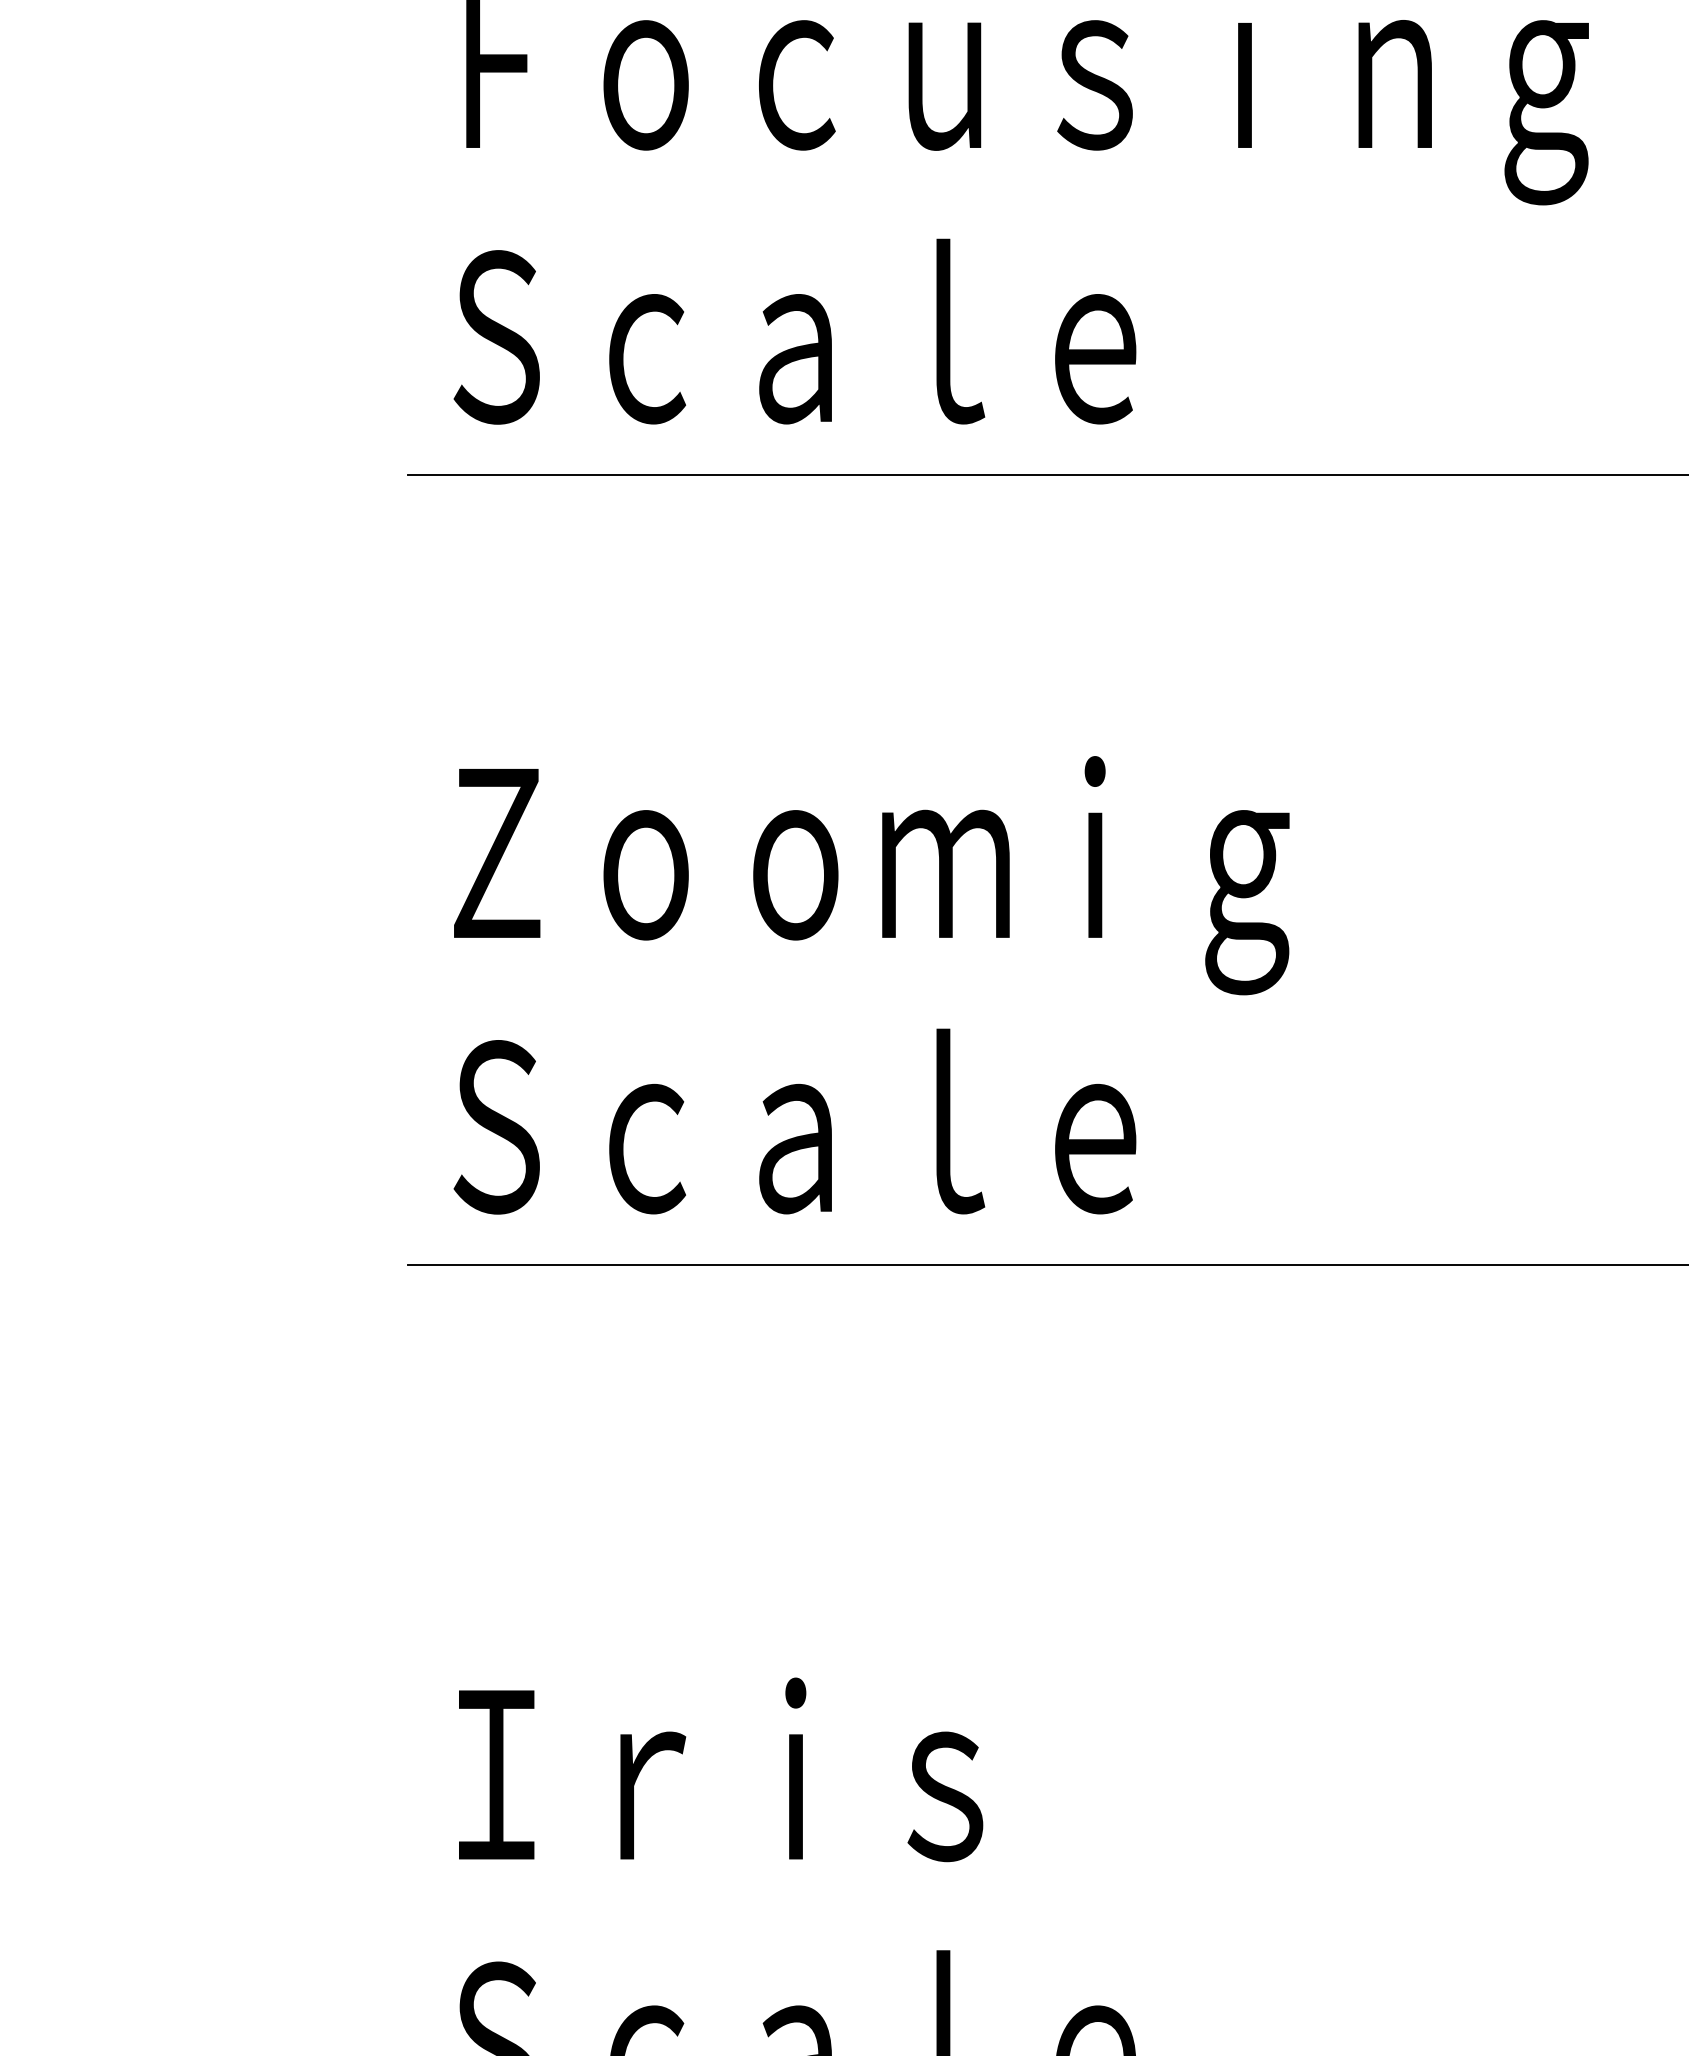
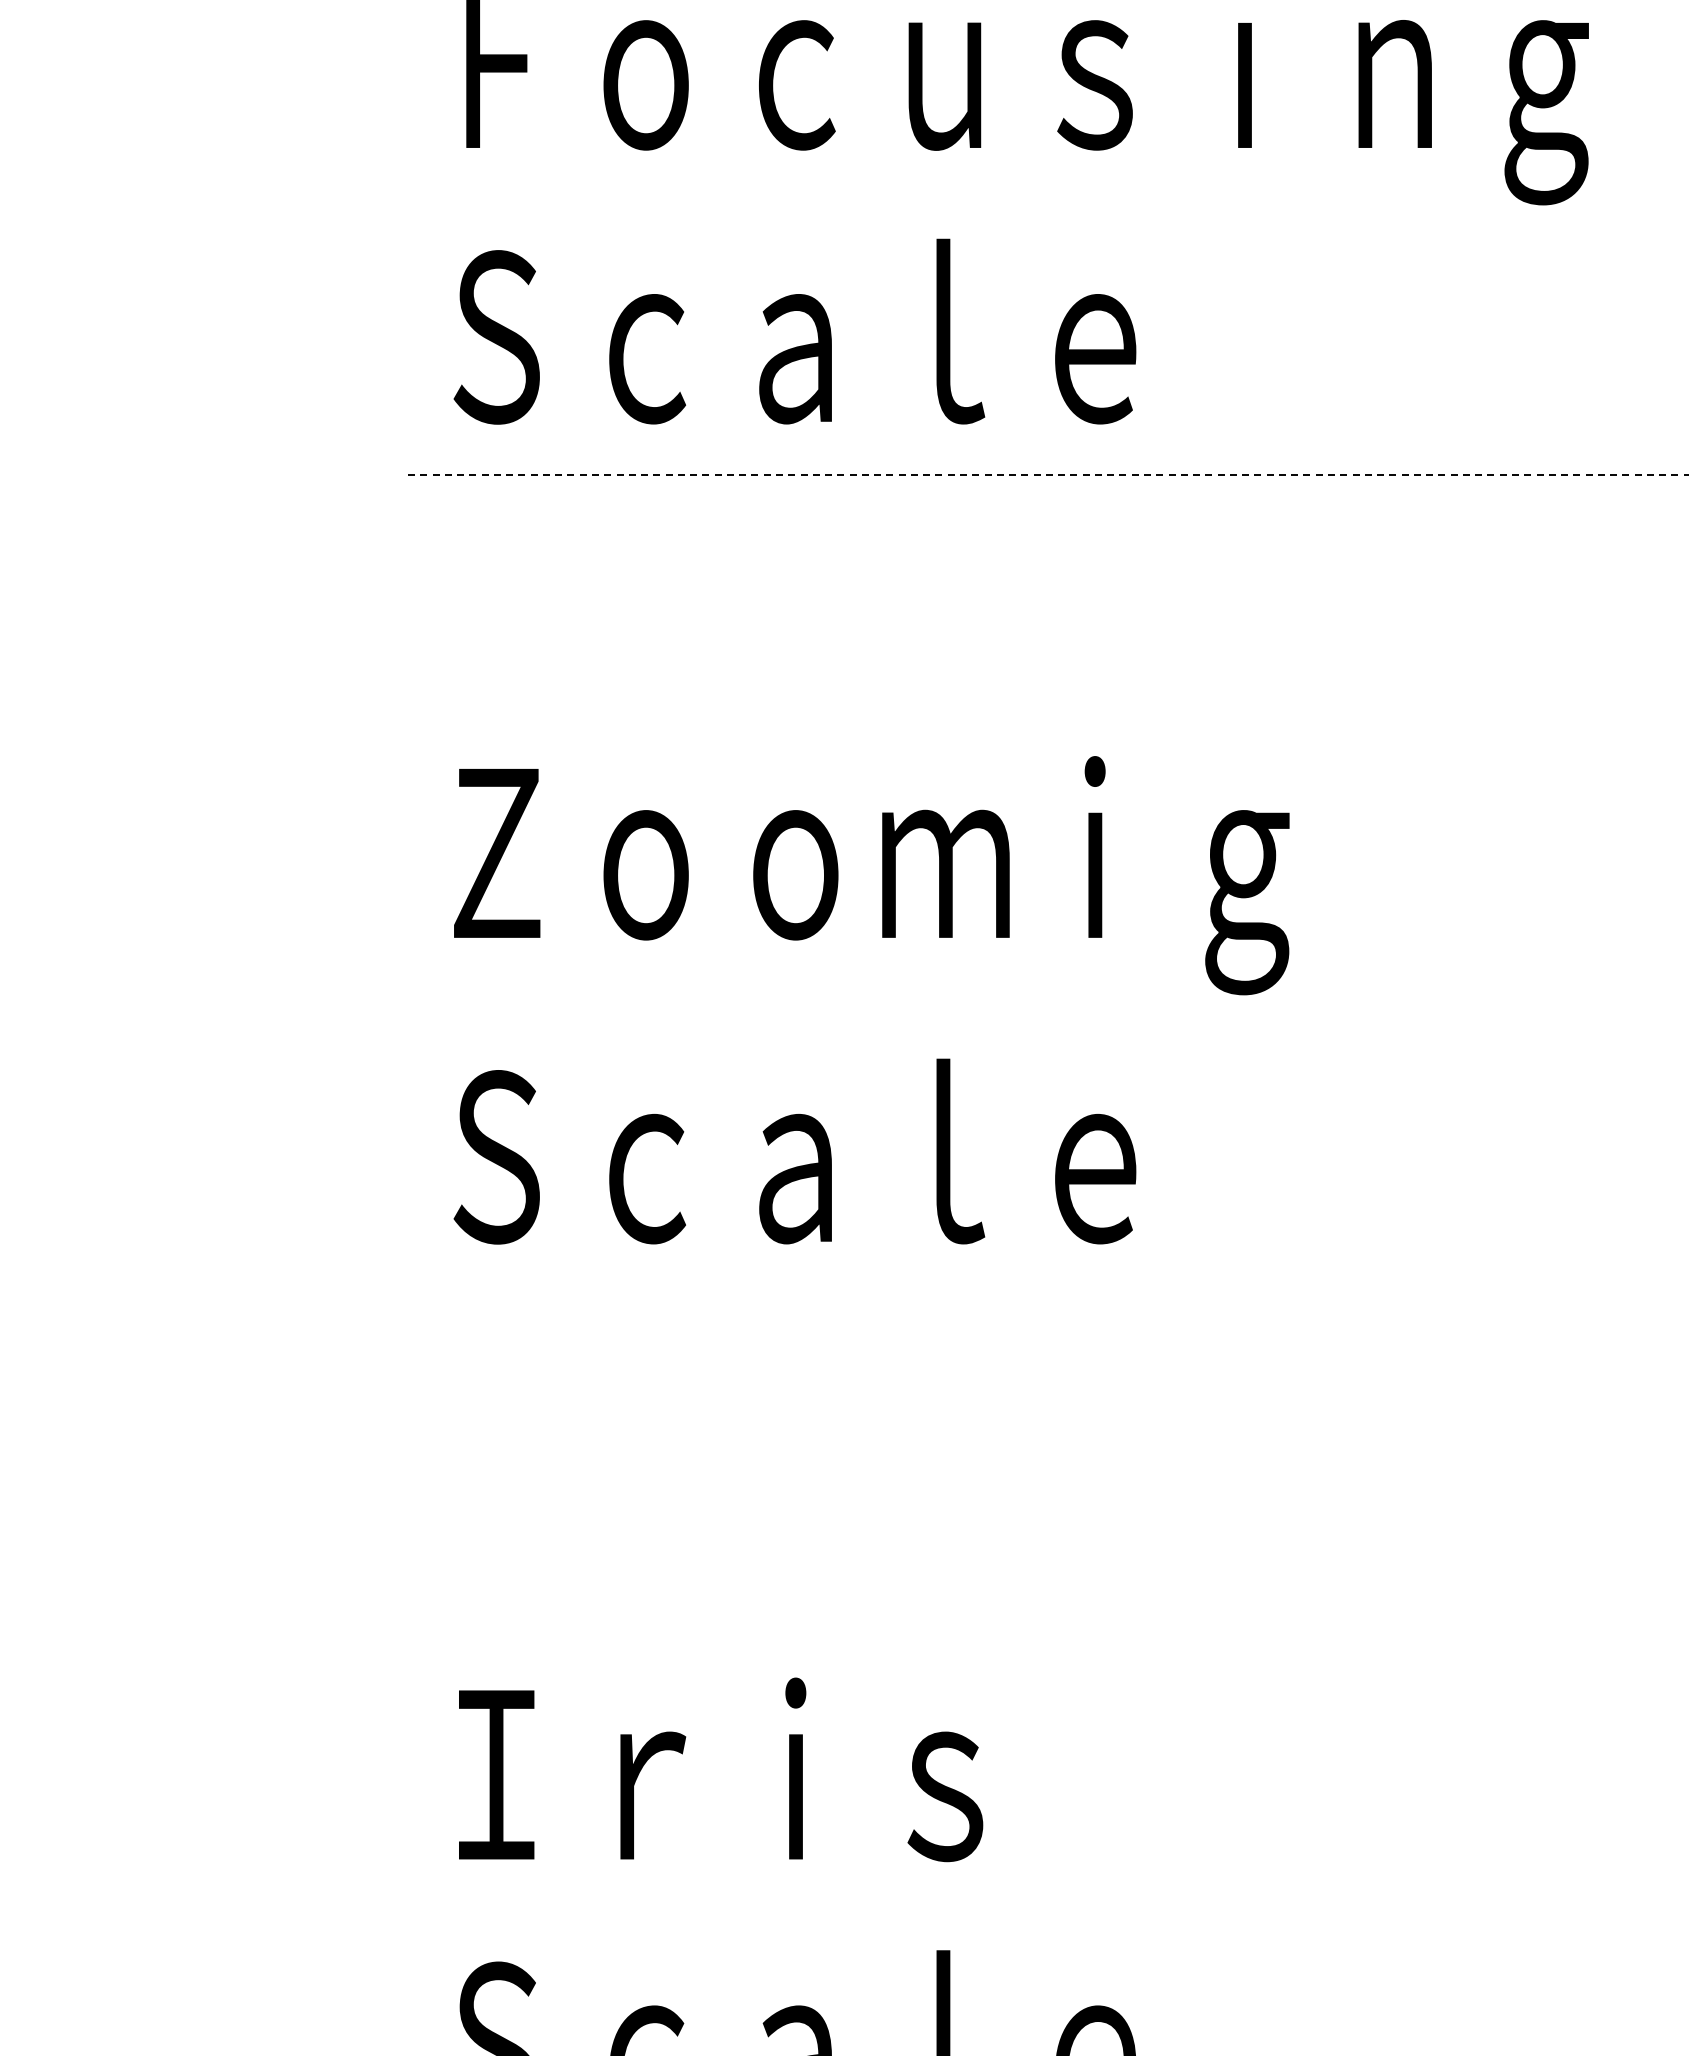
line: solid -> dashed (1048, 474)
text position: (794, 1121) -> (794, 1151) (794, 1151)
line: present -> none (1046, 1264)
